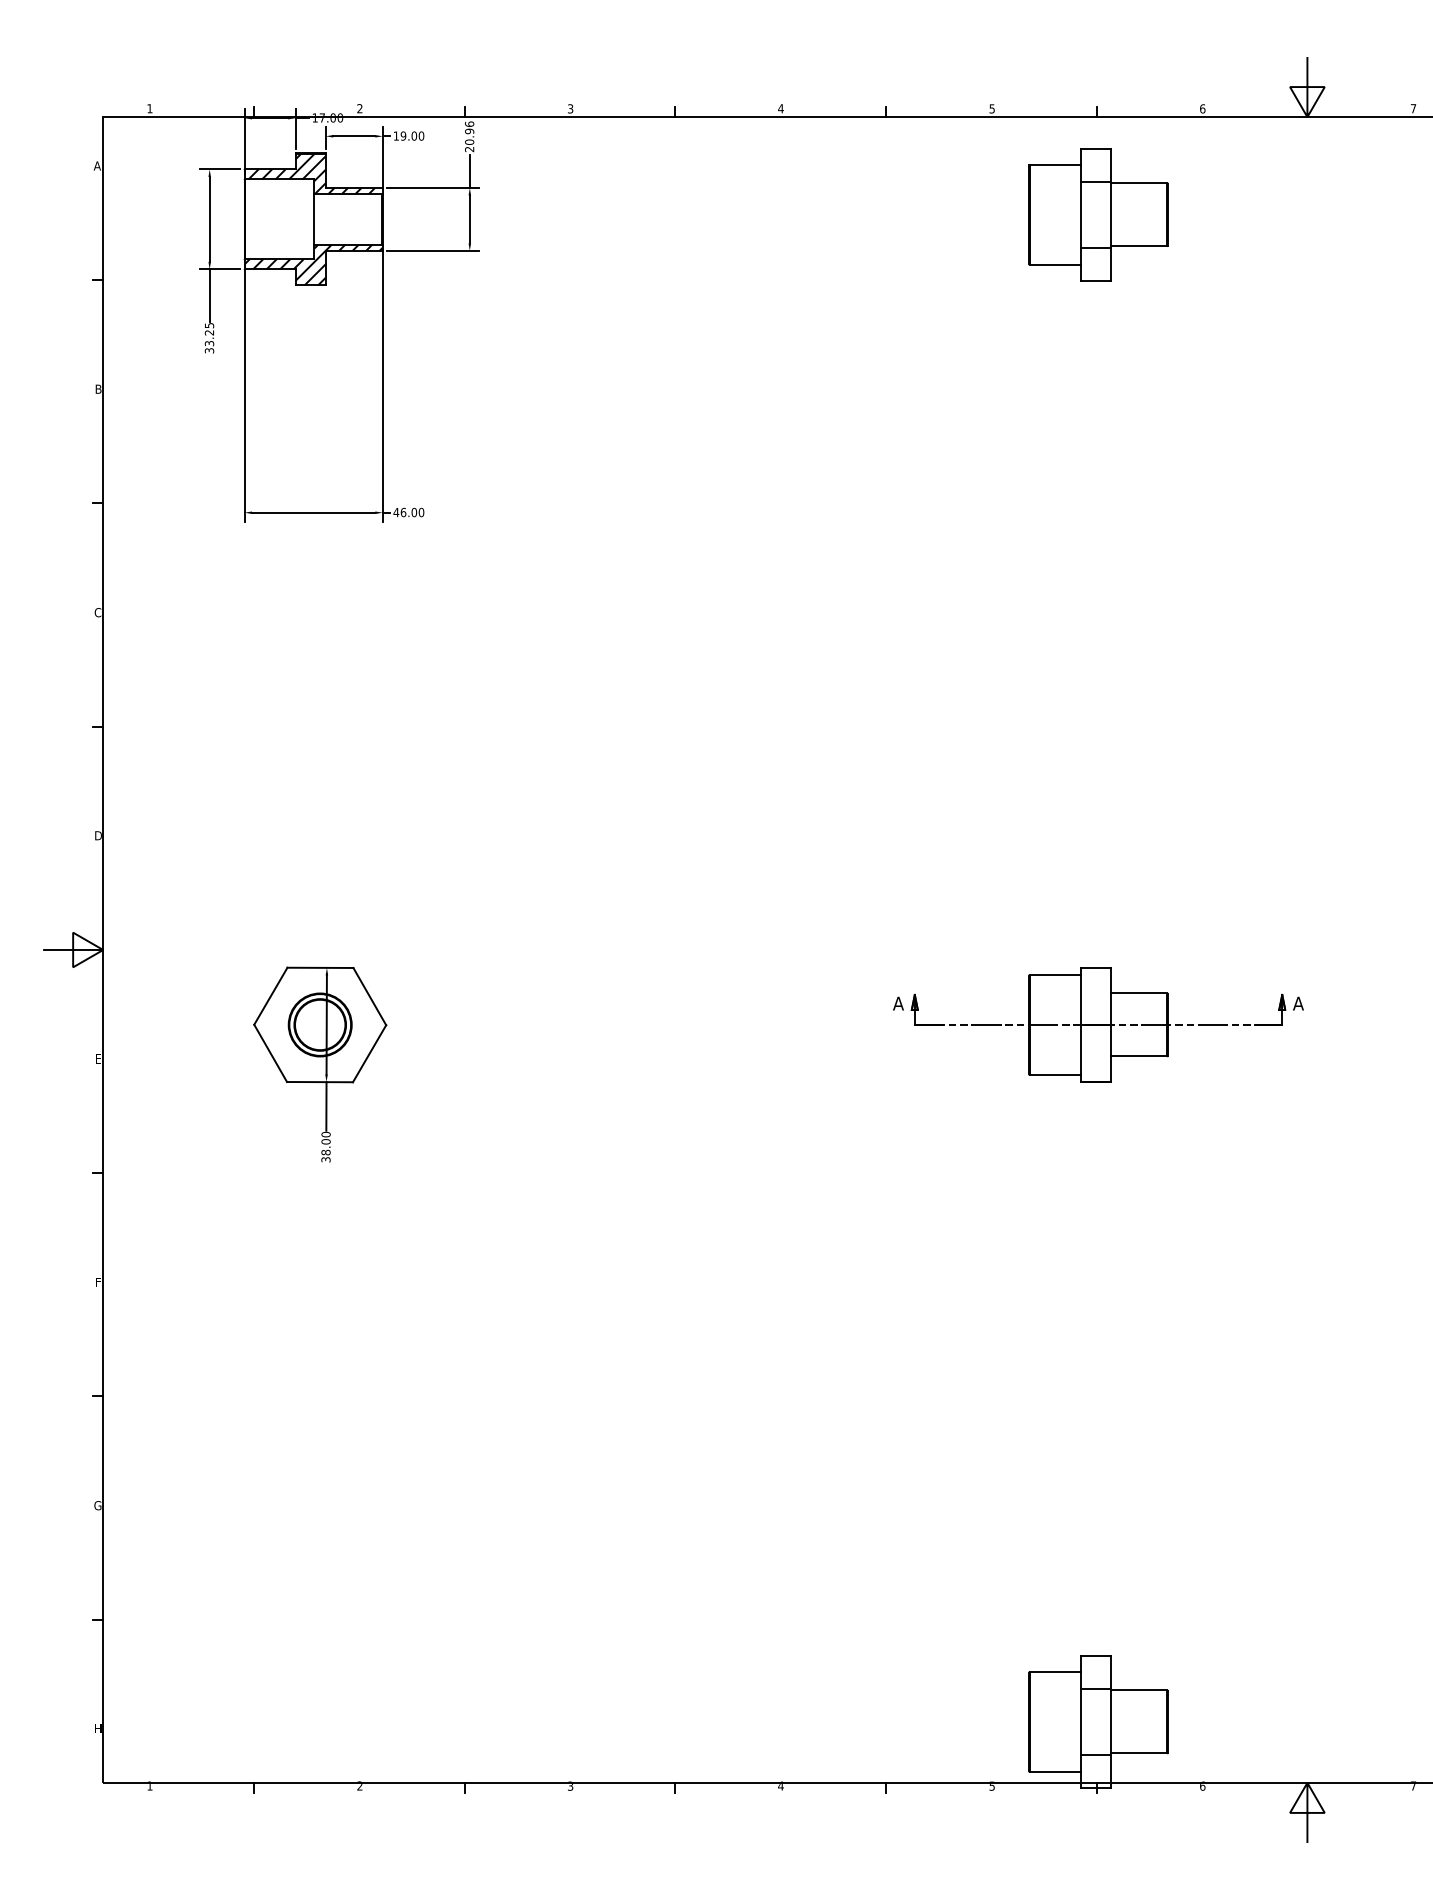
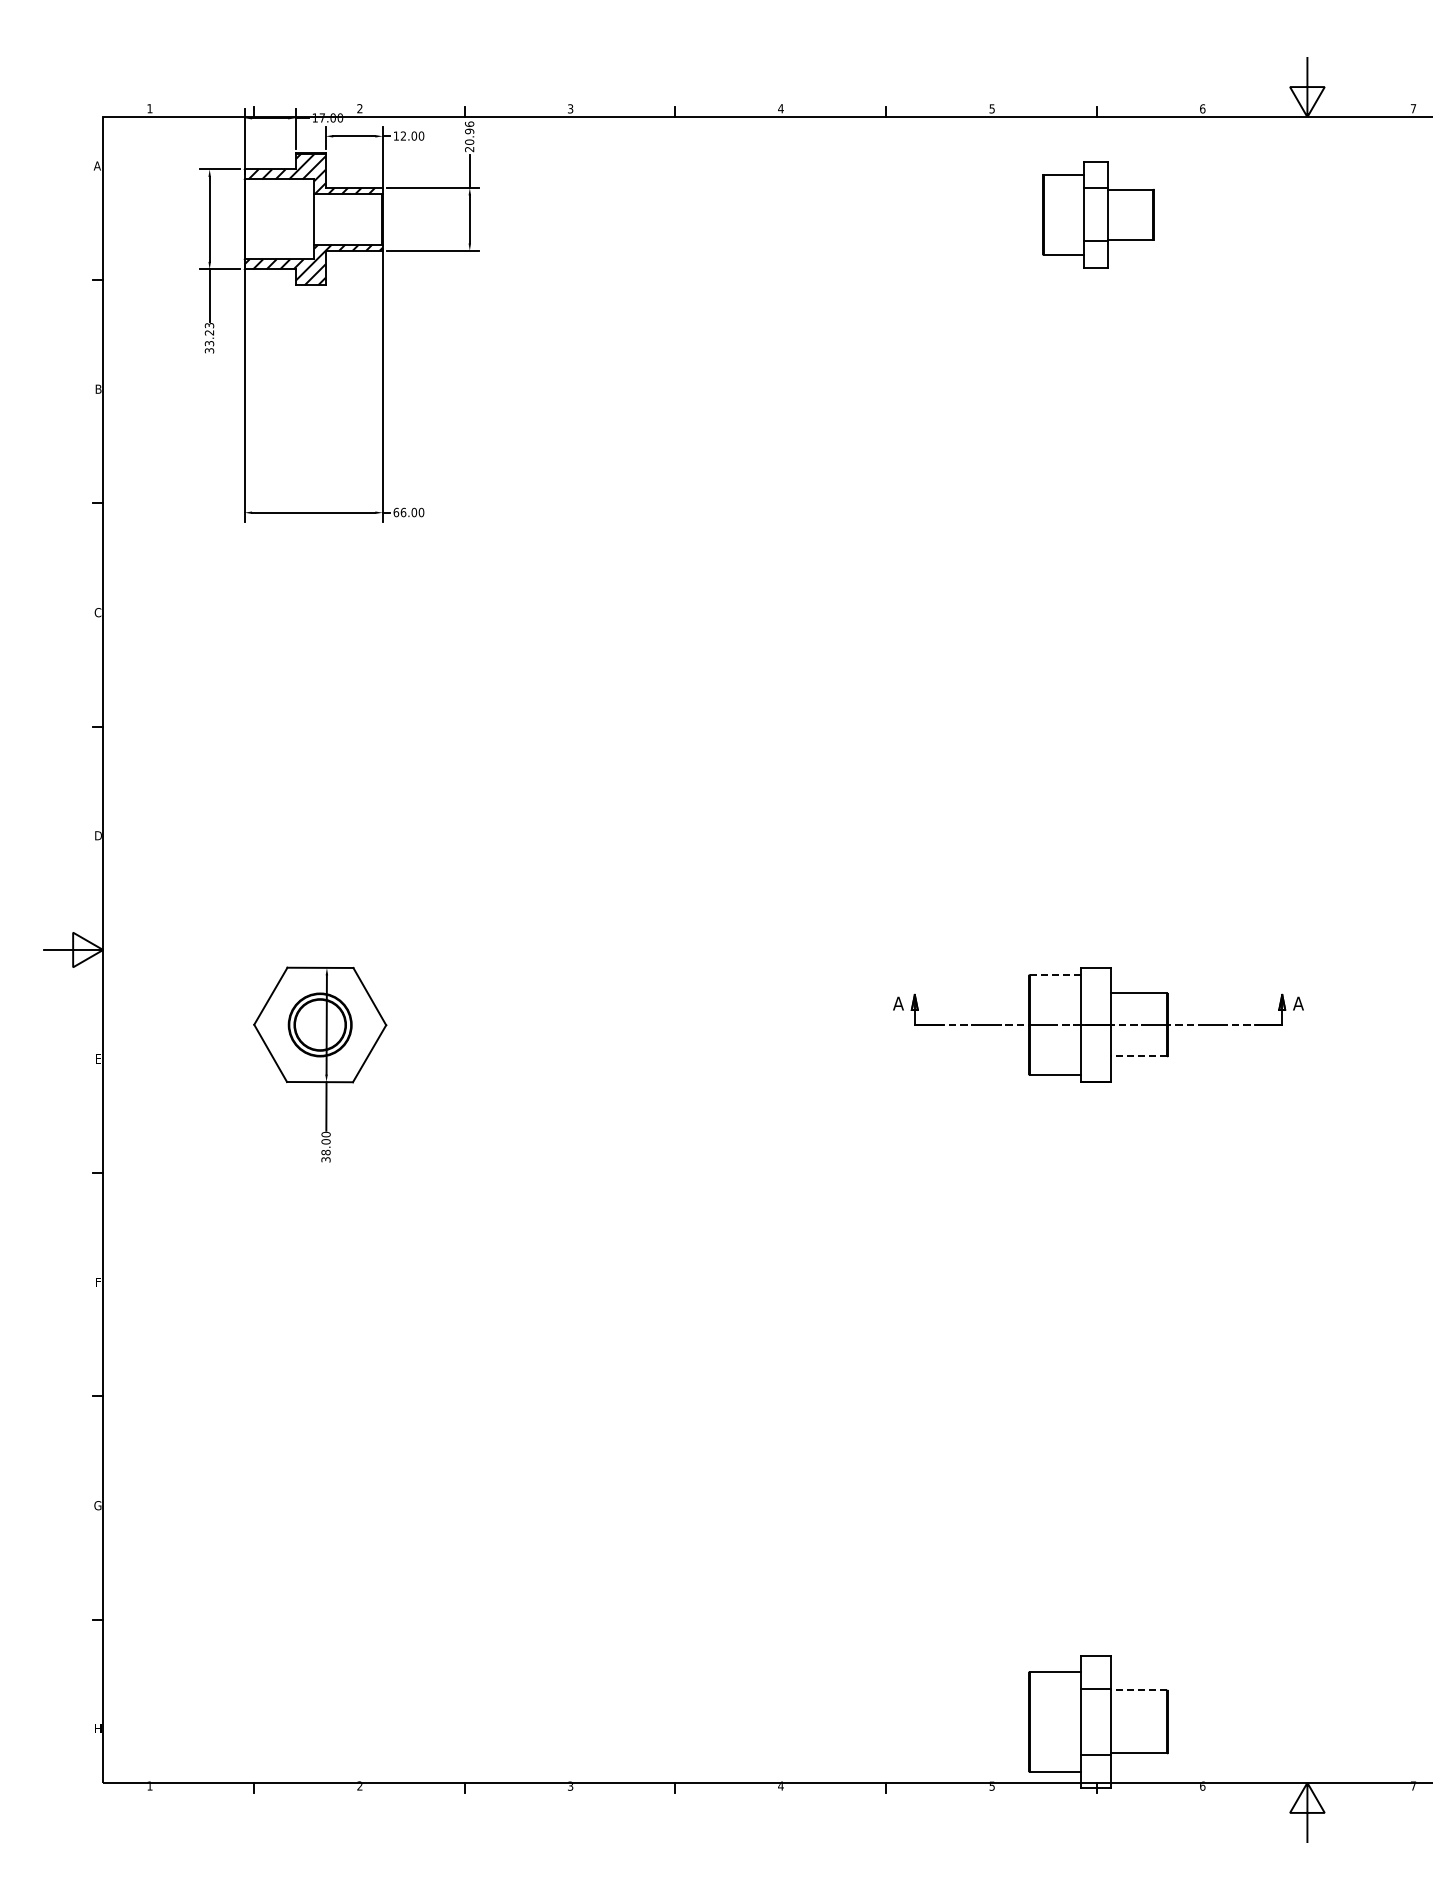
text: 19.00 -> 12.00 (403, 135)
part size: 141x134 px -> 113x108 px (1098, 214)
text: 33.25 -> 33.23 (208, 325)
text: 46.00 -> 66.00 (396, 512)
line: solid -> dashed (1054, 975)
line: solid -> dashed (1138, 1056)
line: solid -> dashed (1138, 1690)
